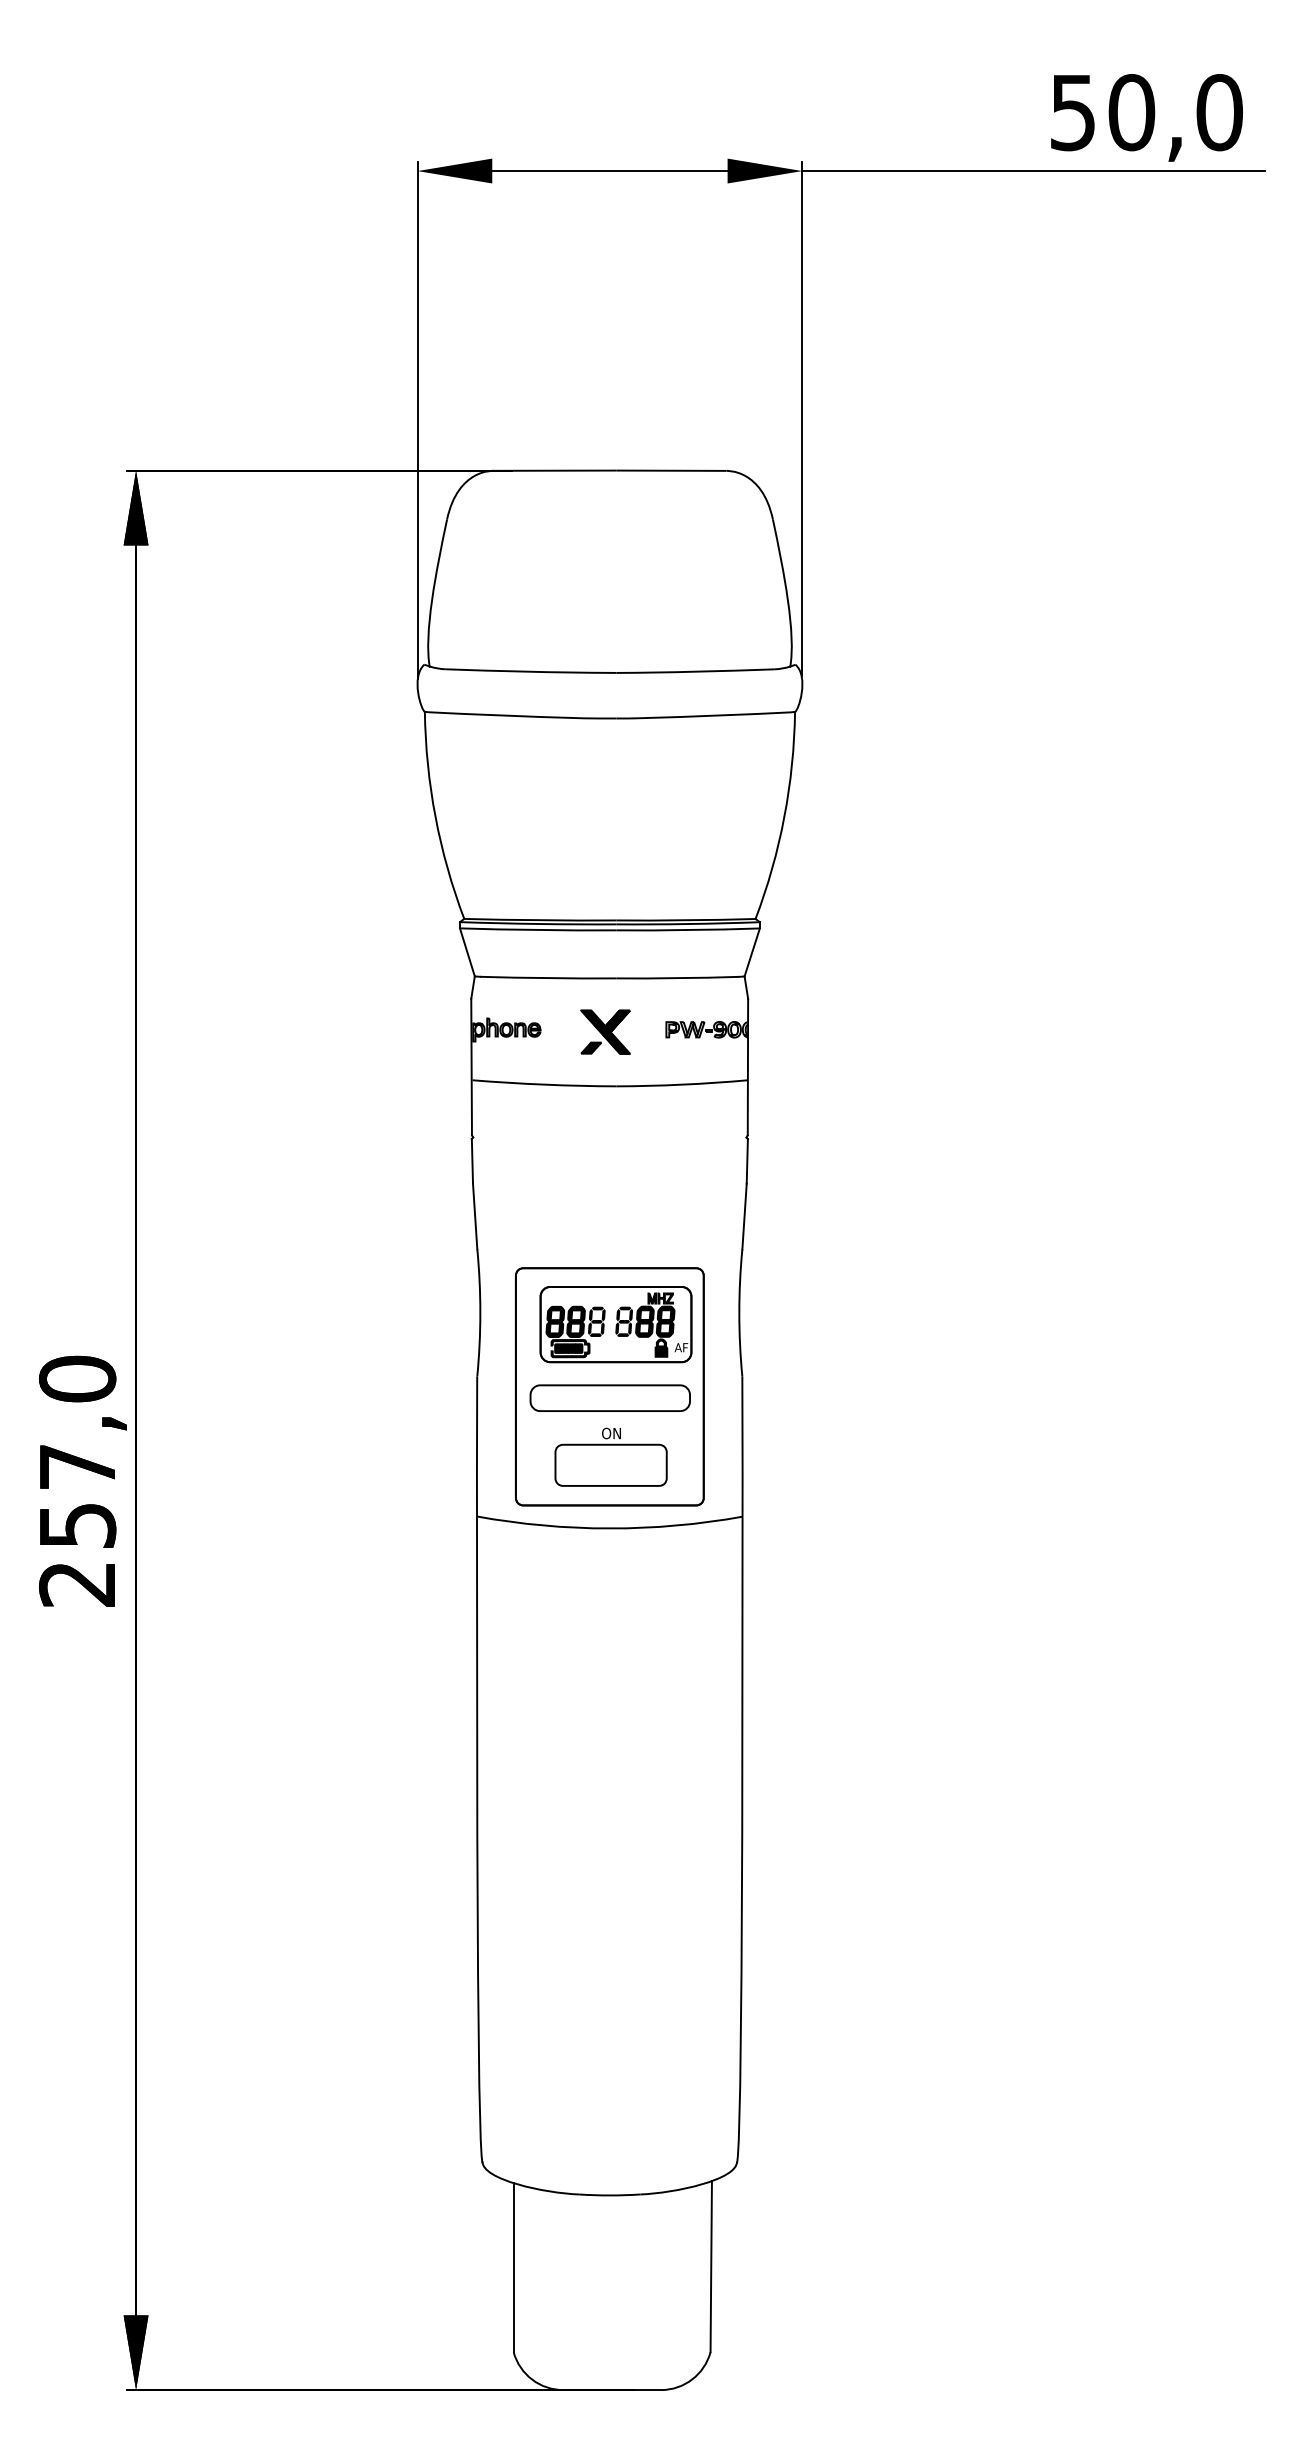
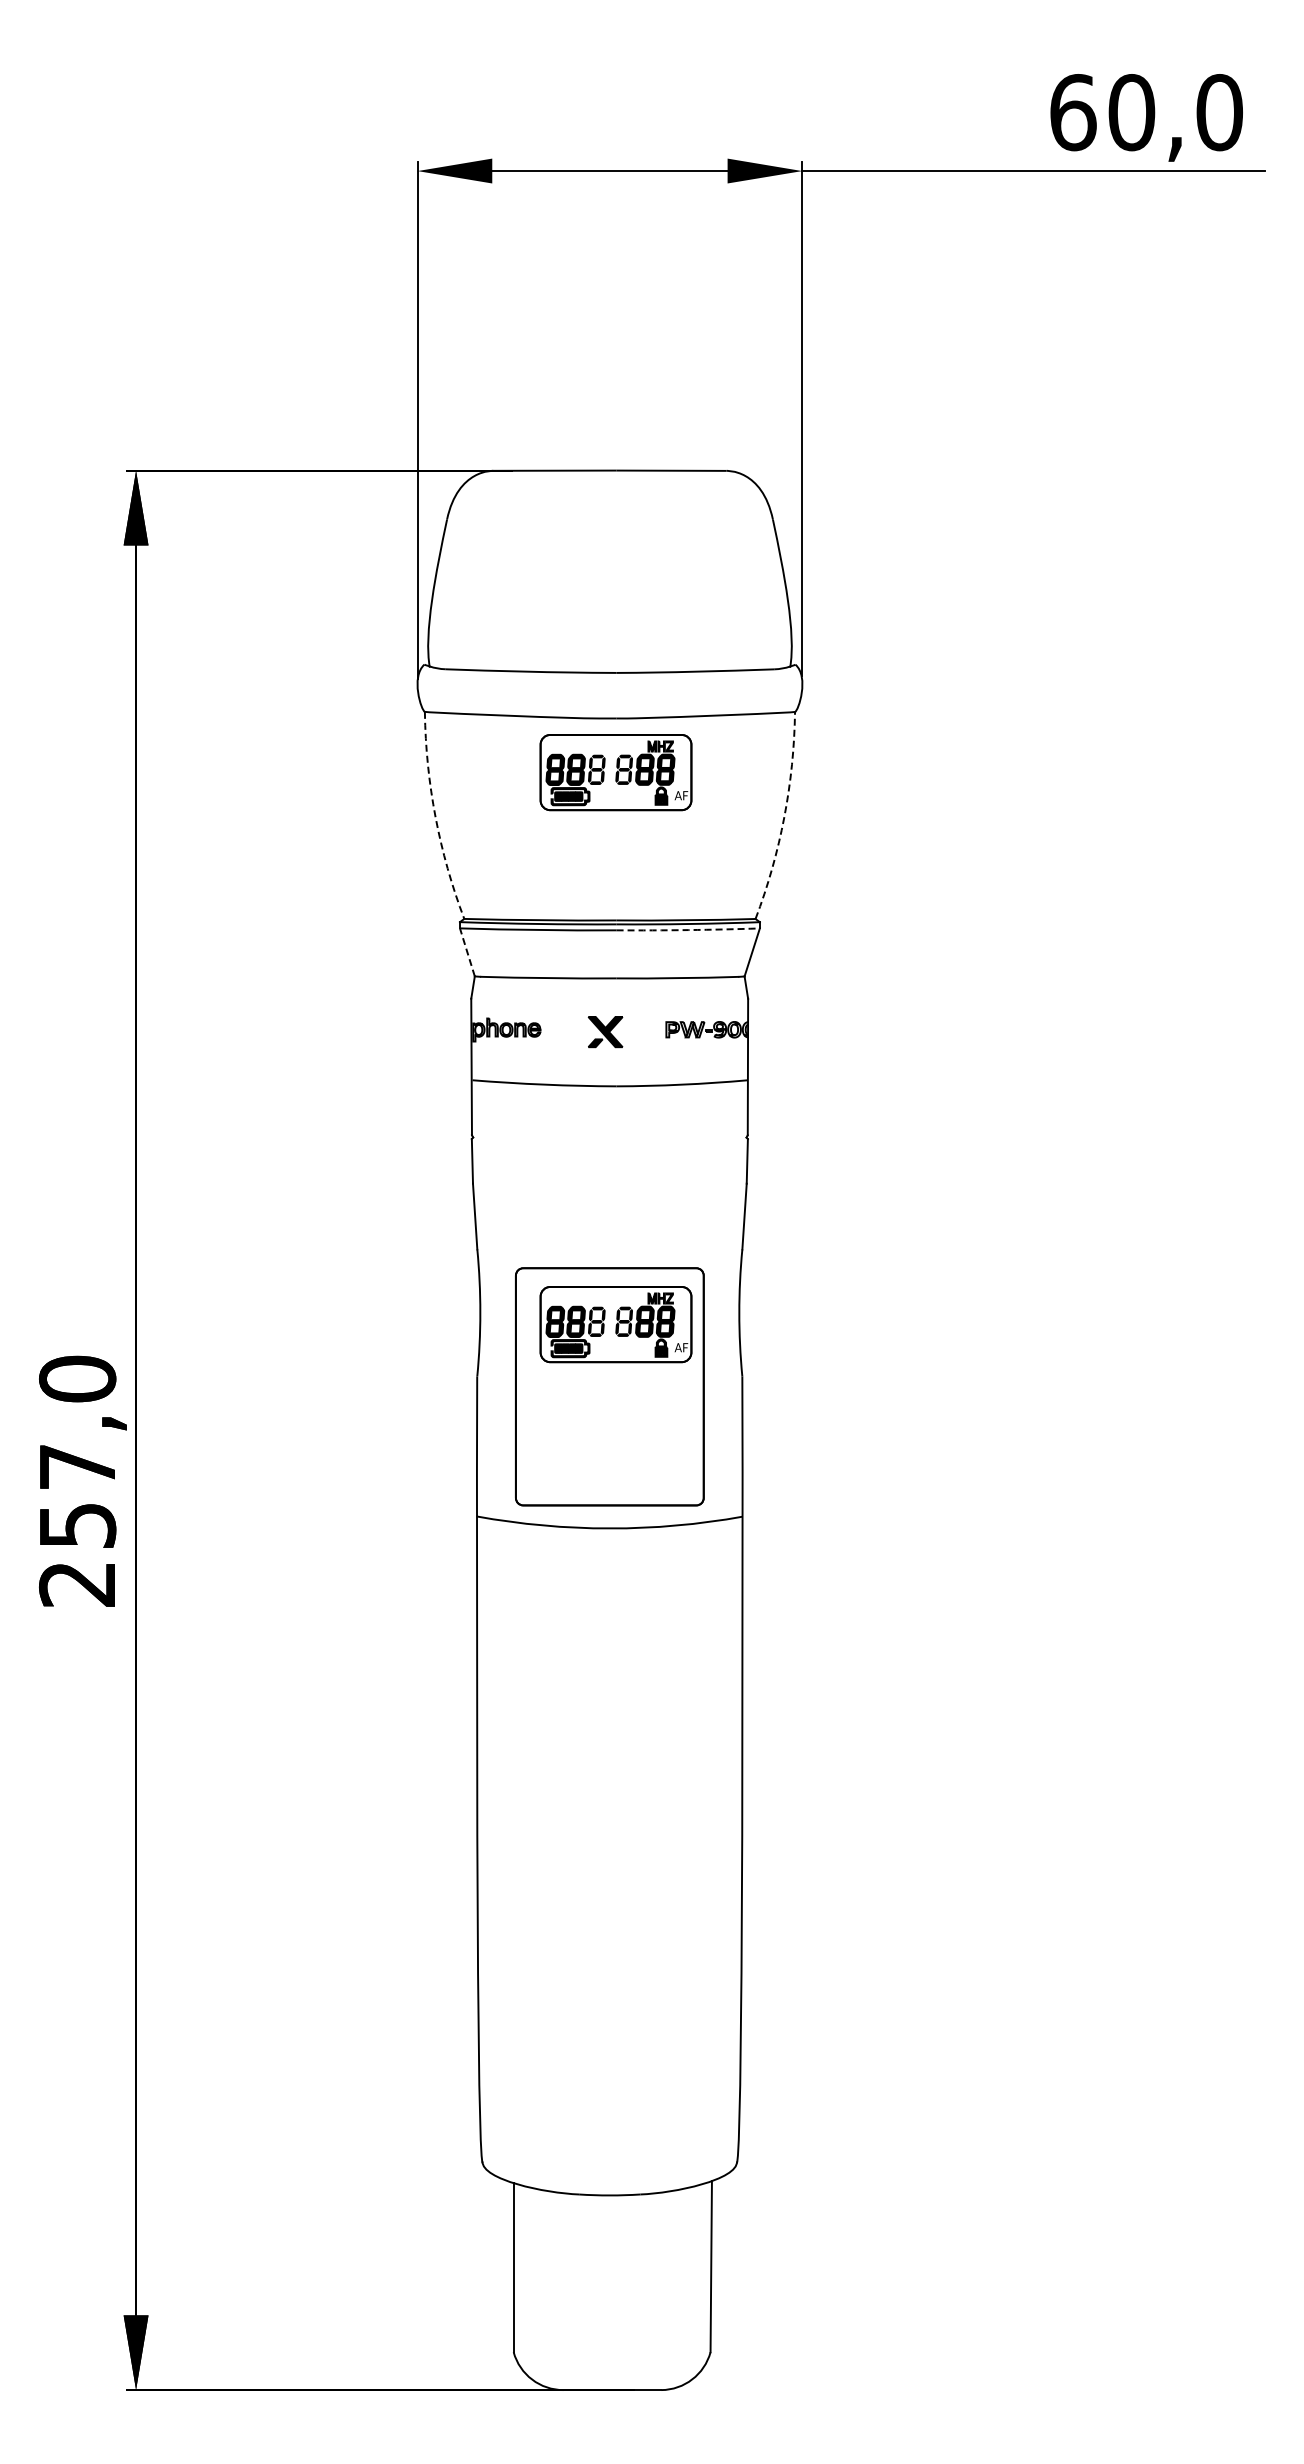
text: 50,0 -> 60,0 (1073, 112)
part: none -> present (615, 772)
arc: solid -> dashed (435, 817)
arc: solid -> dashed (784, 817)
arc: solid -> dashed (688, 930)
line: solid -> dashed (467, 951)
part size: 51x46 px -> 37x33 px (605, 1032)
part: present -> none (609, 1397)
part: present -> none (610, 1456)
